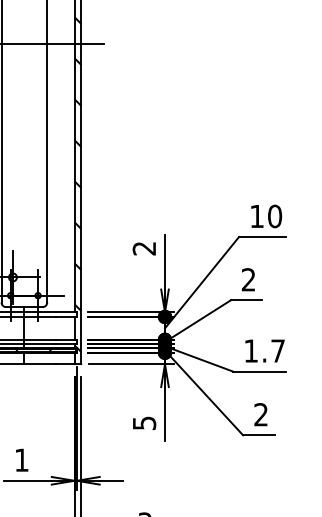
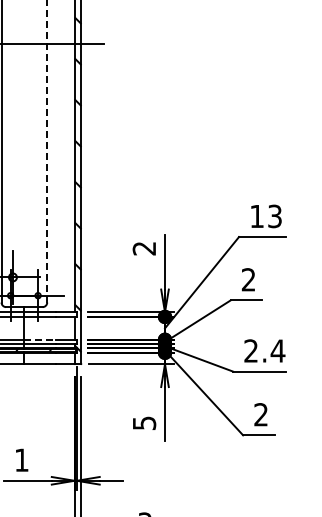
line: solid -> dashed (47, 150)
text: 10 -> 13 (275, 216)
line: solid -> dashed (40, 339)
text: 1.7 -> 2.4 (264, 350)
